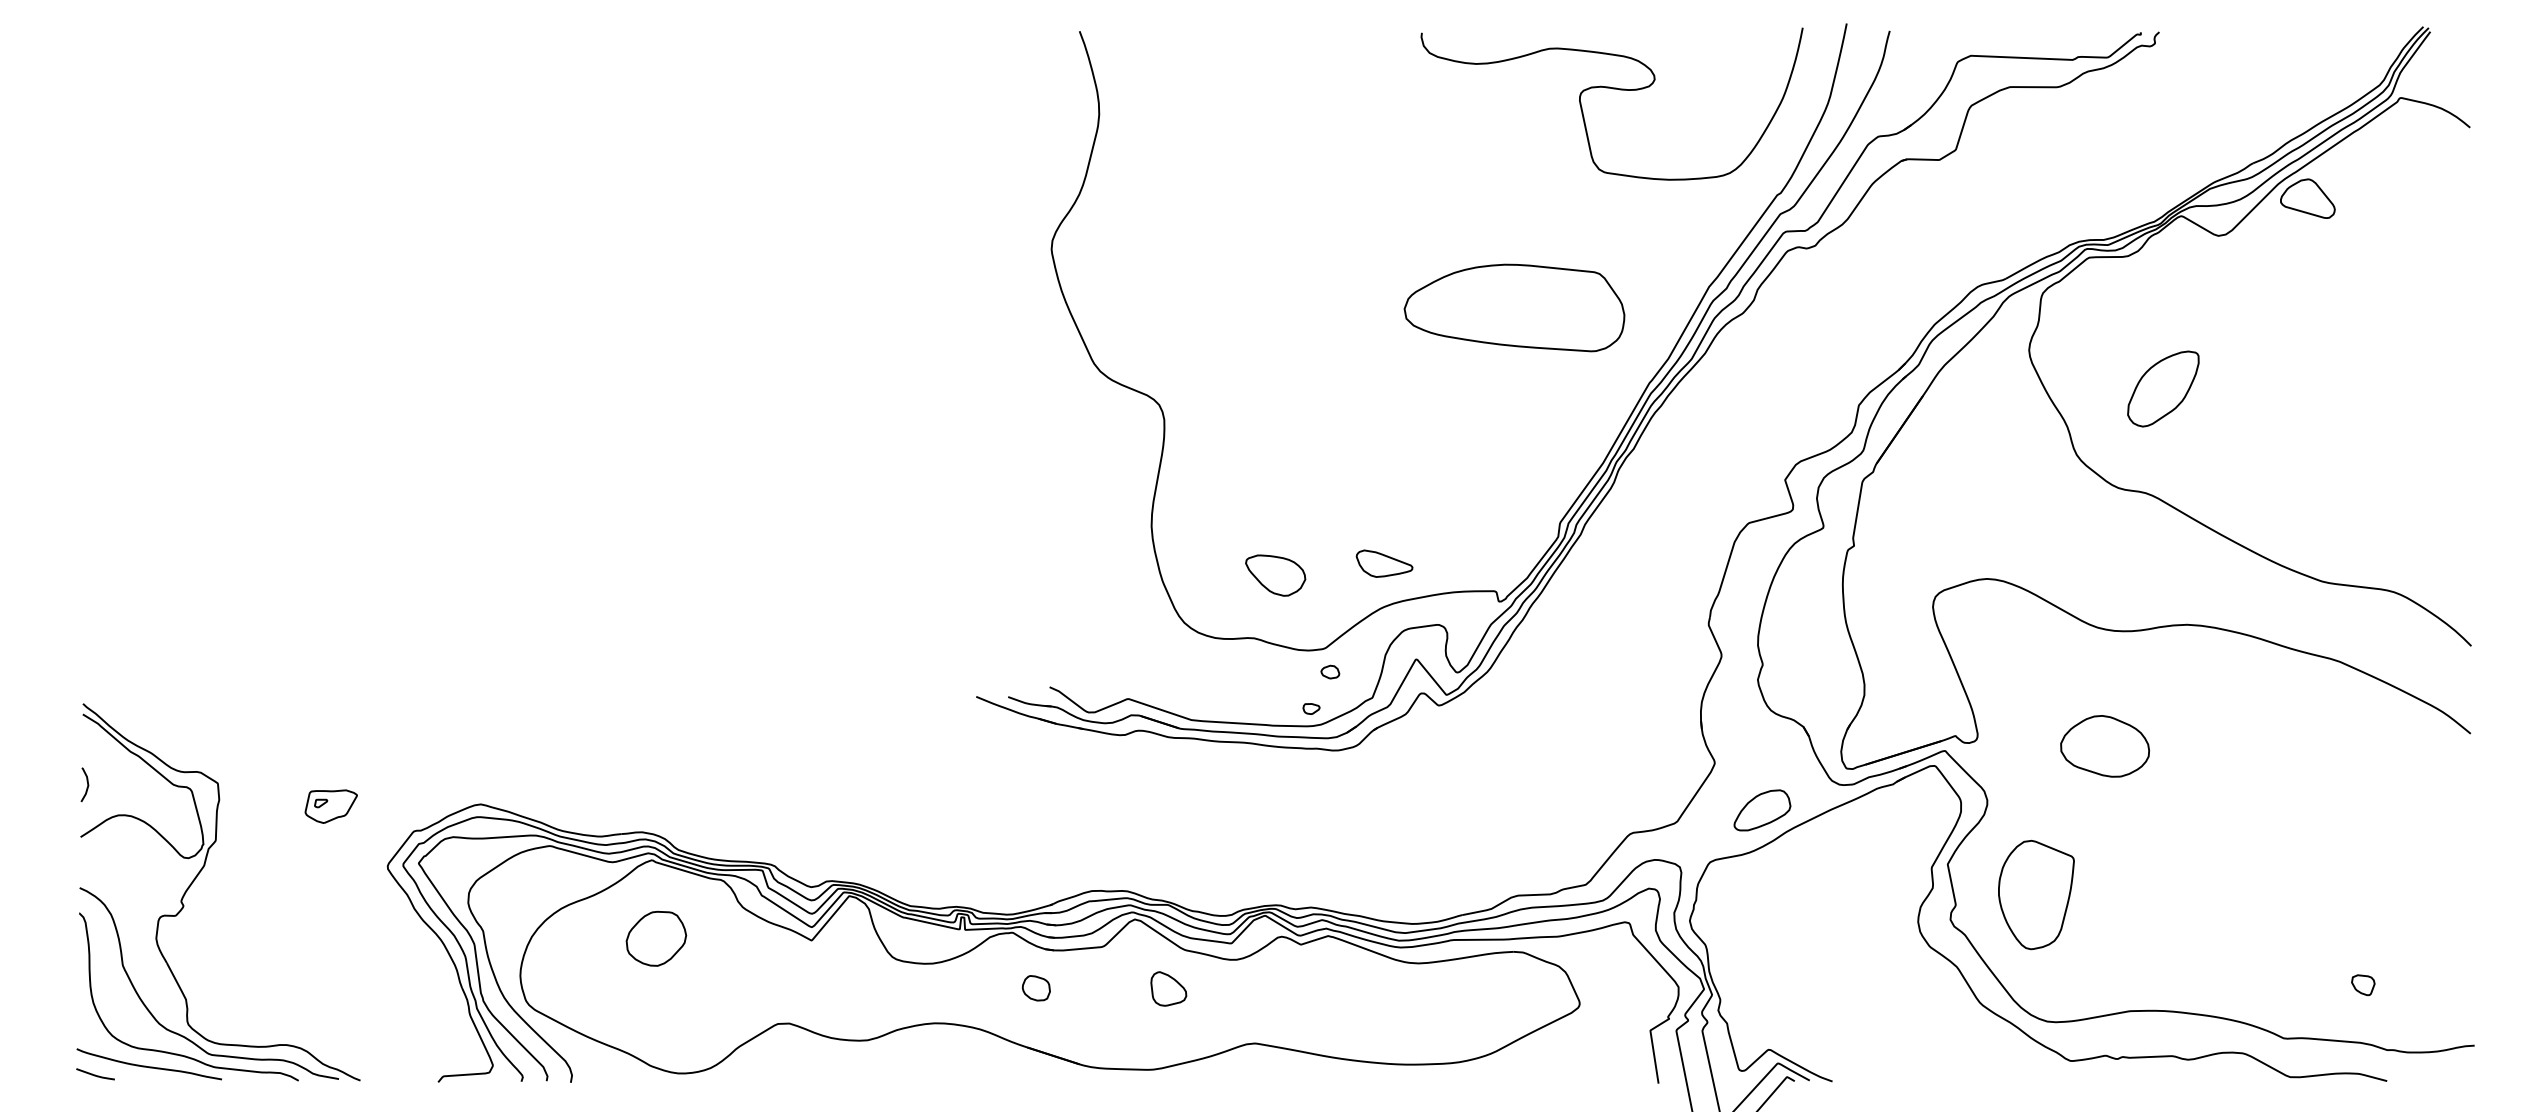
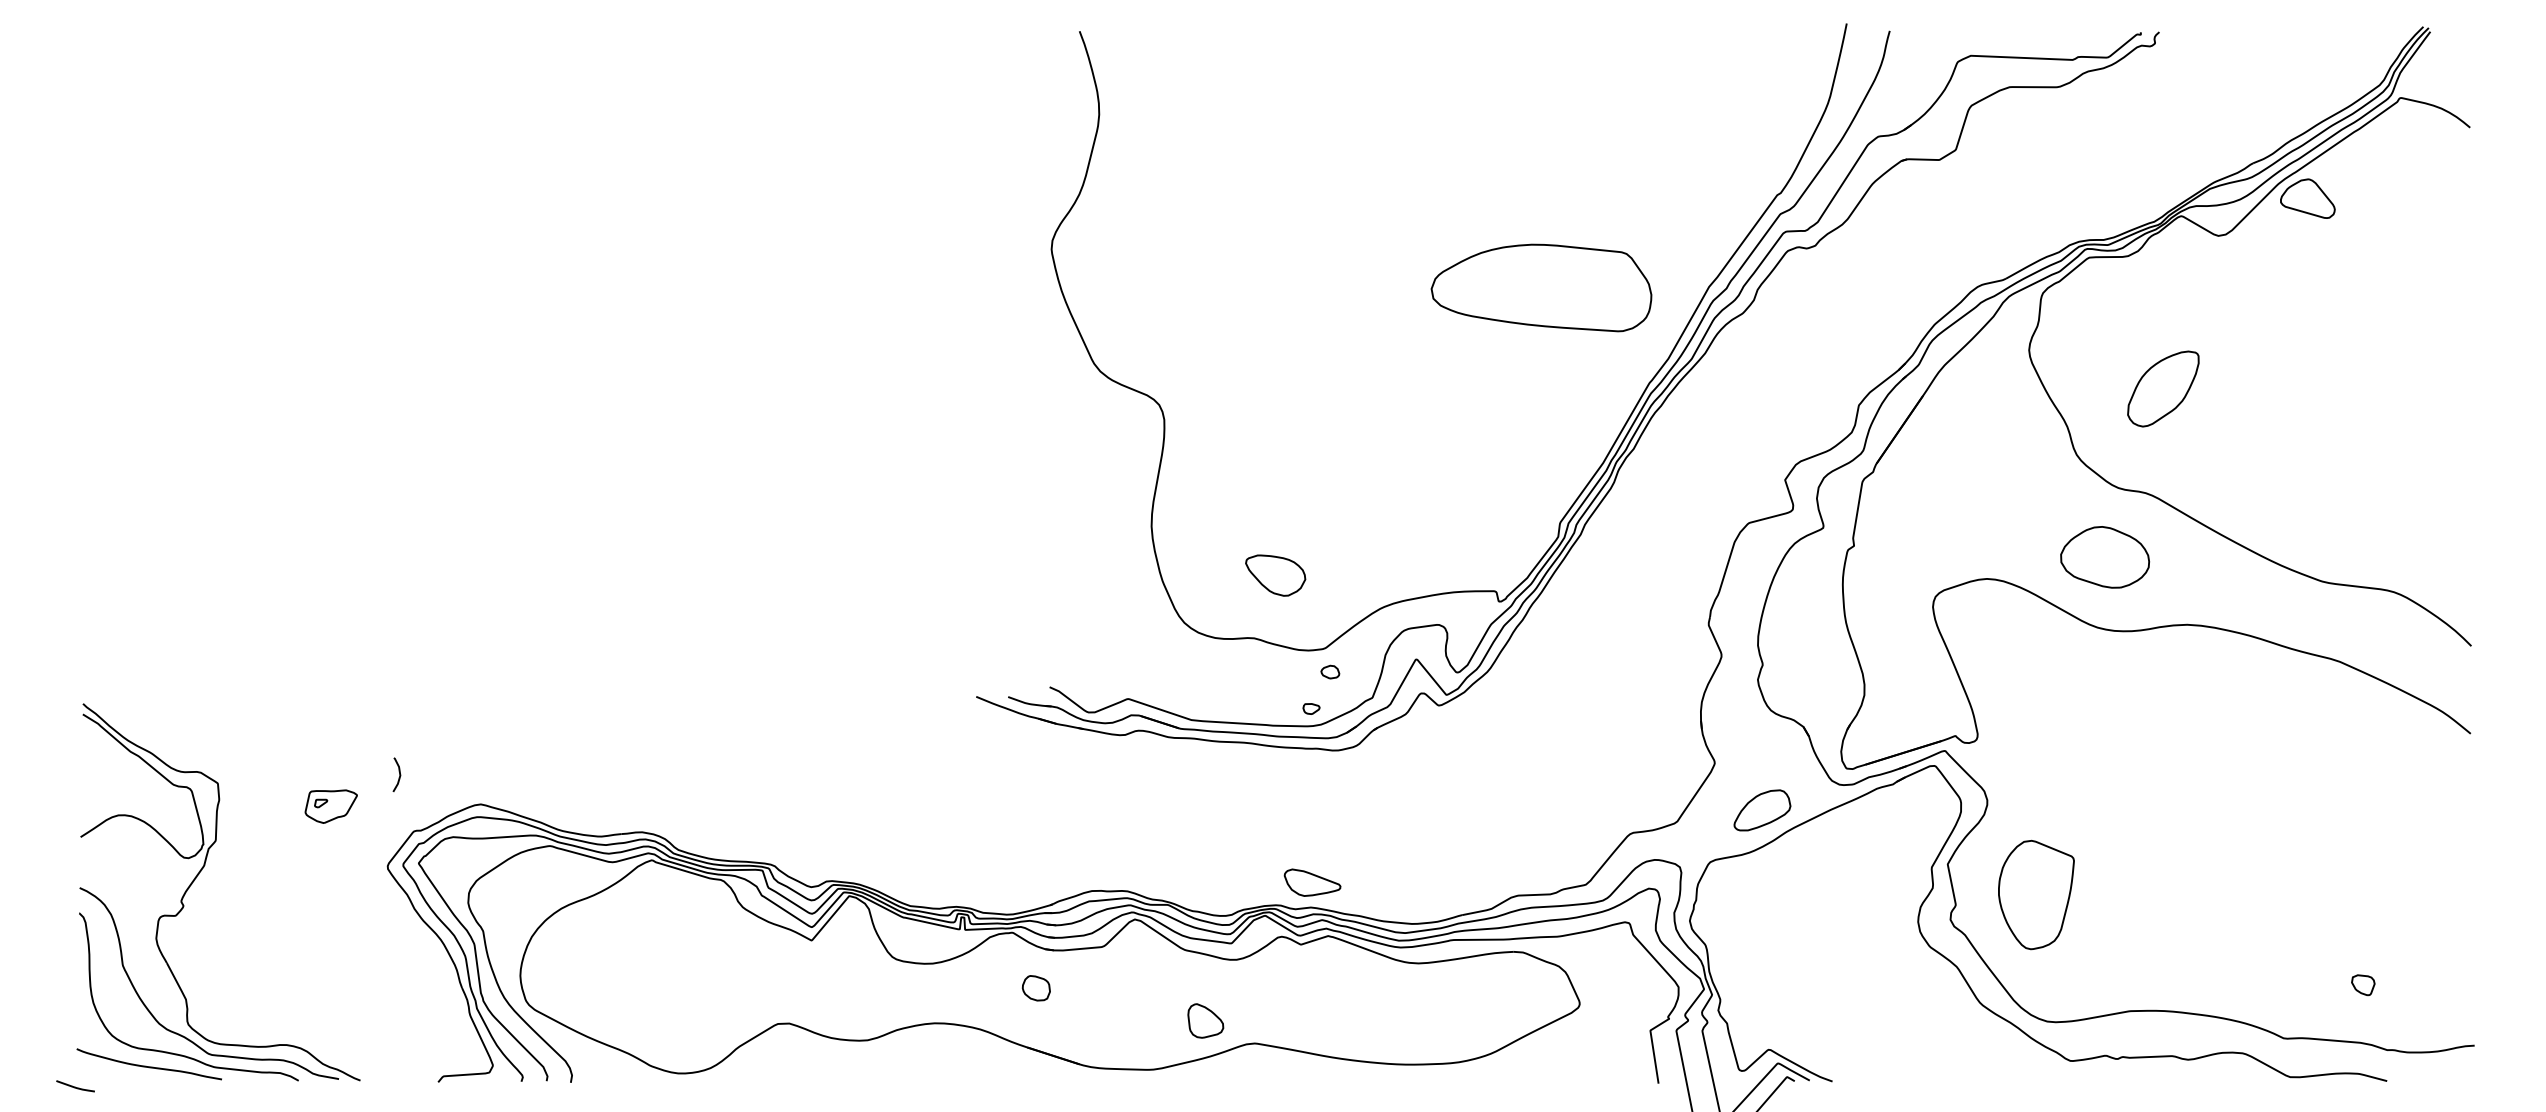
curve: present -> none (1612, 89)
part position: (1514, 307) -> (1541, 287) (1541, 287)
part position: (1384, 563) -> (1312, 882) (1312, 882)
part position: (2105, 746) -> (2105, 557) (2105, 557)
curve position: (87, 784) -> (399, 774) (399, 774)
part: present -> none (656, 938)
part position: (1168, 988) -> (1205, 1020) (1205, 1020)
curve position: (95, 1074) -> (75, 1086) (75, 1086)
